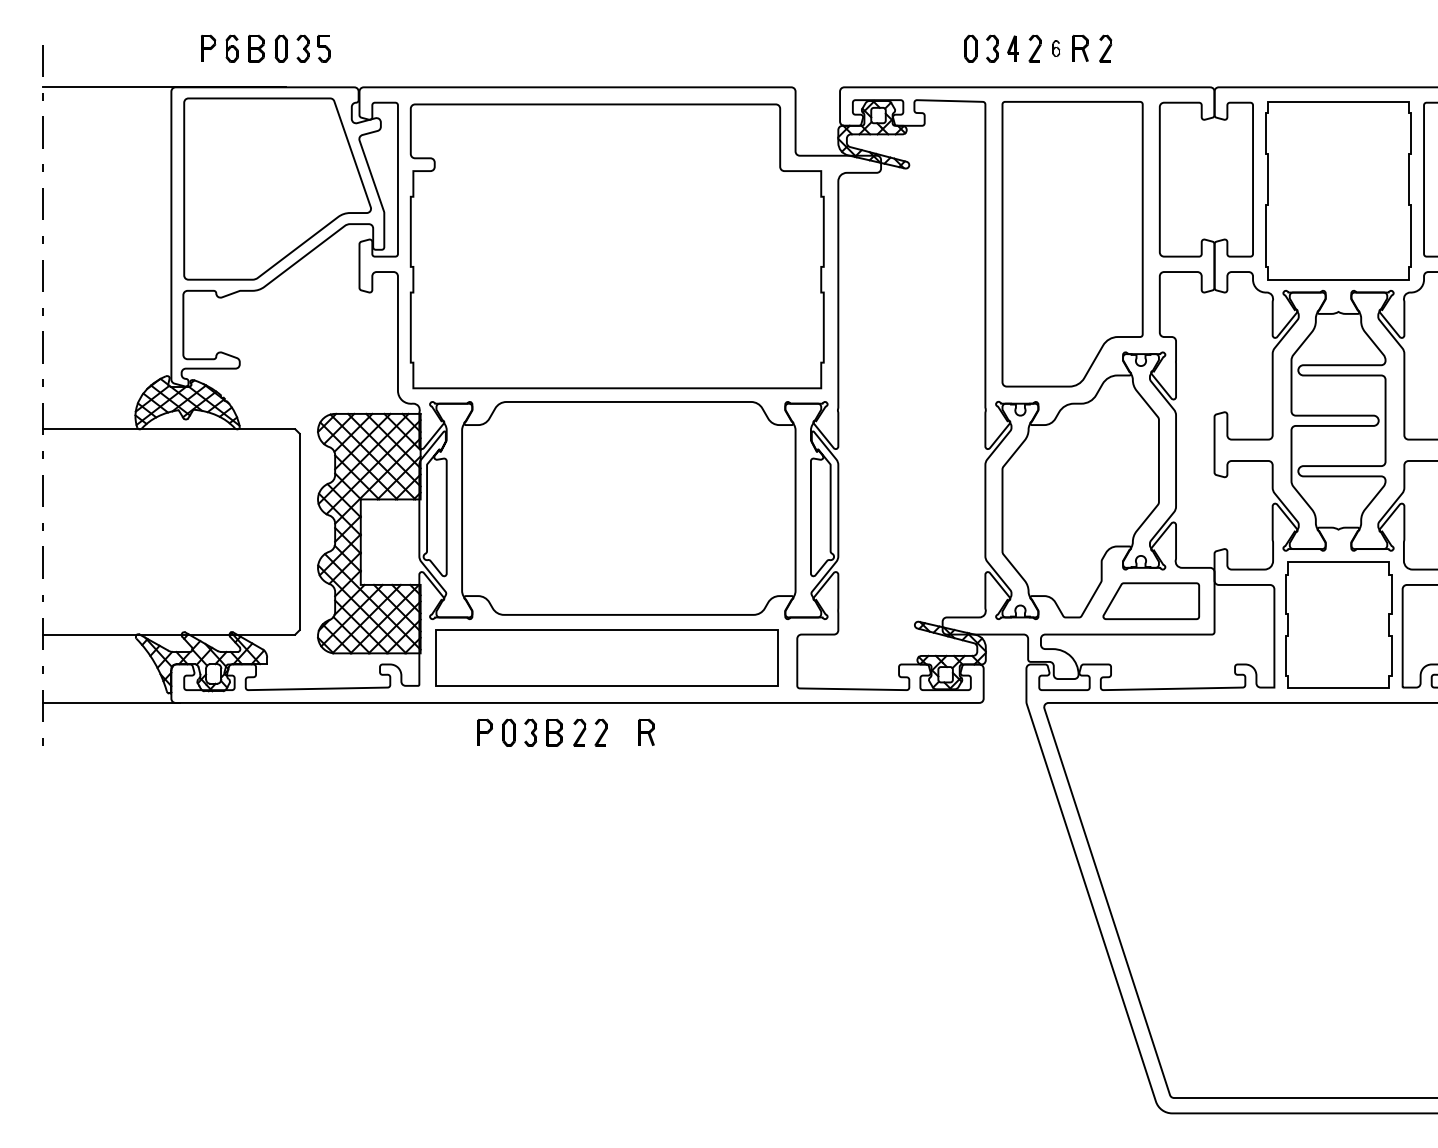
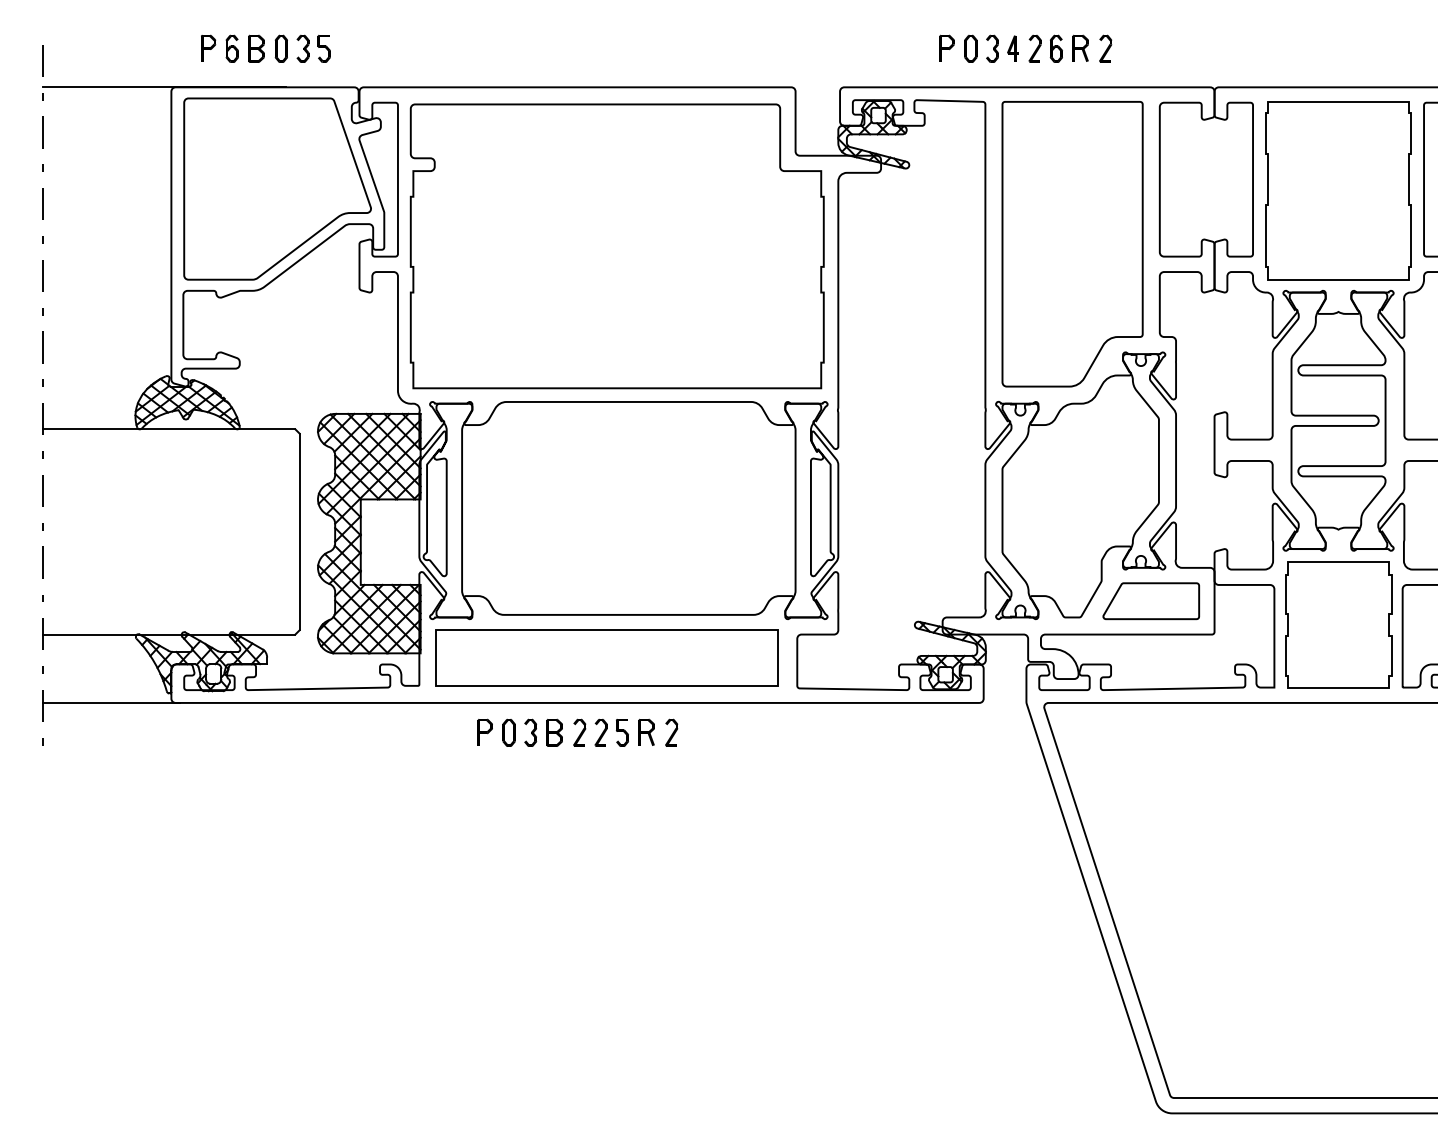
part: none -> present (946, 47)
part size: 9x17 px -> 14x29 px (1055, 48)
part: none -> present (622, 732)
part: none -> present (671, 732)
